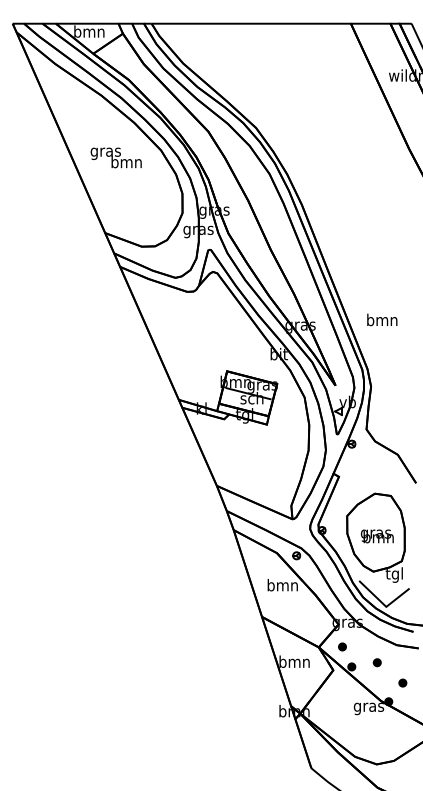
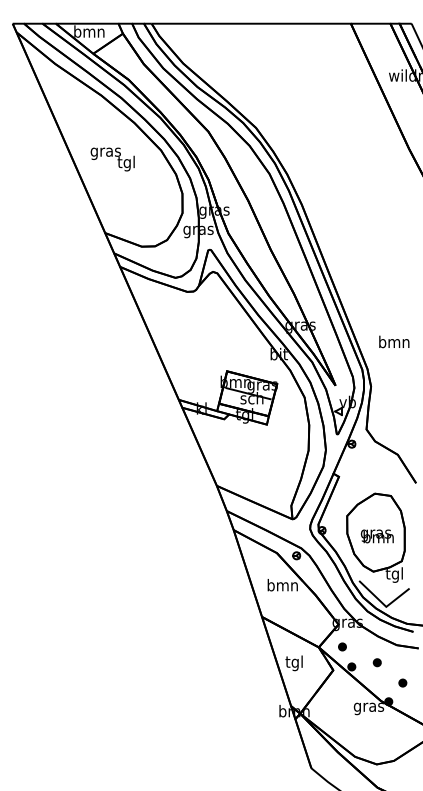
text: bmn -> tgl (126, 163)
text position: (382, 319) -> (394, 341) (394, 341)
text: bmn -> tgl (294, 663)
